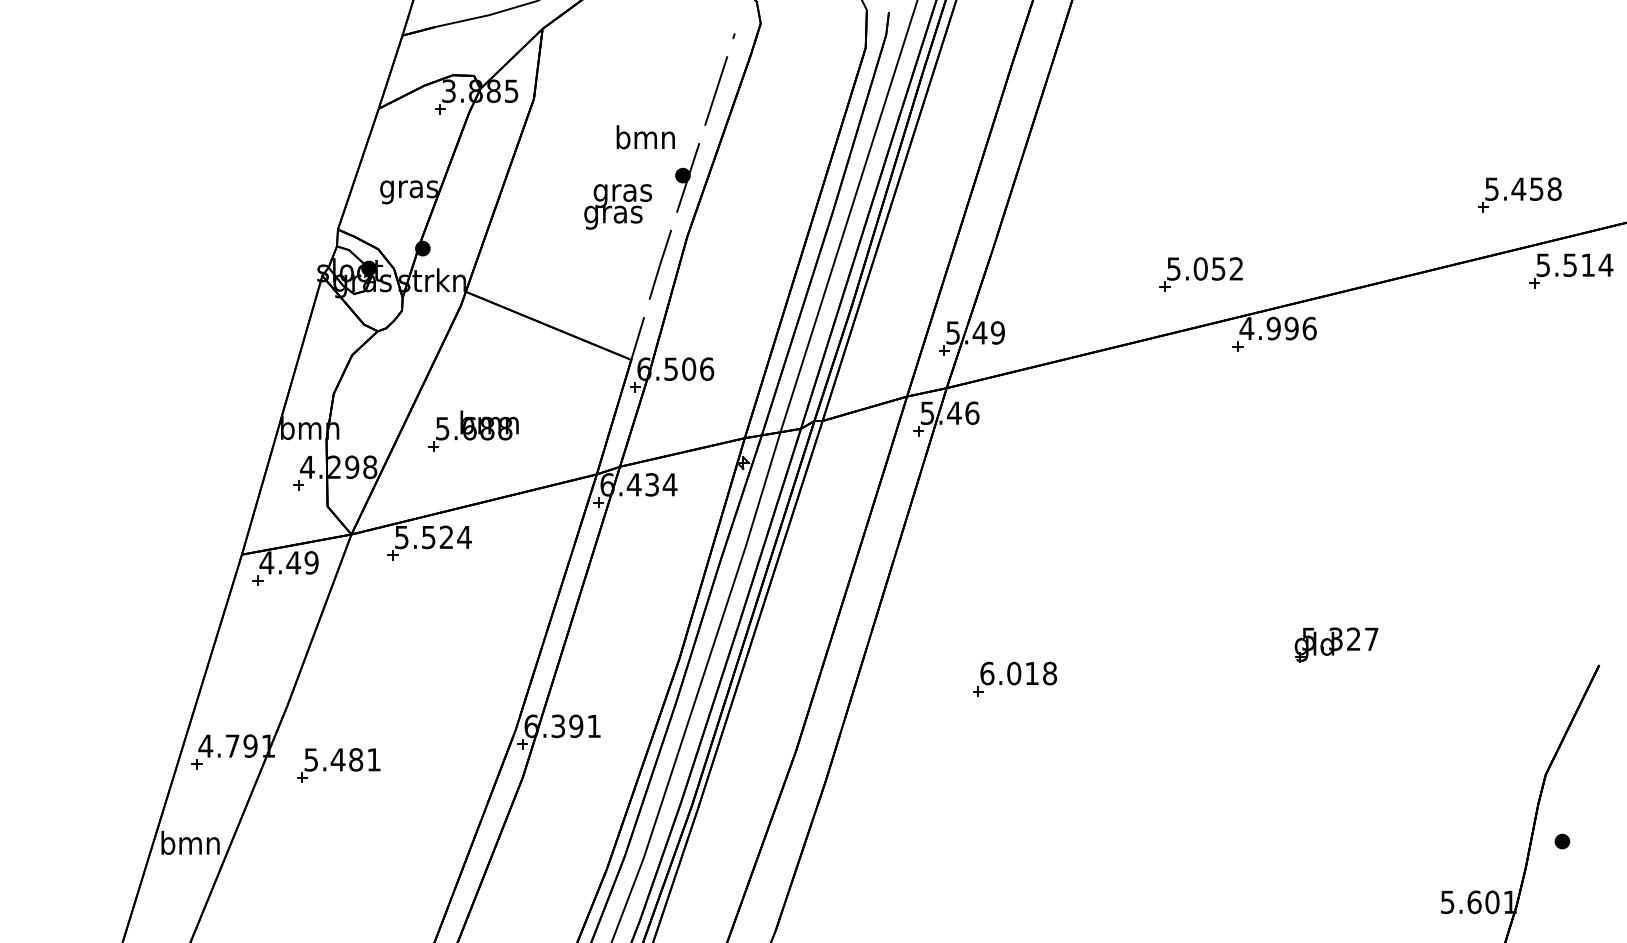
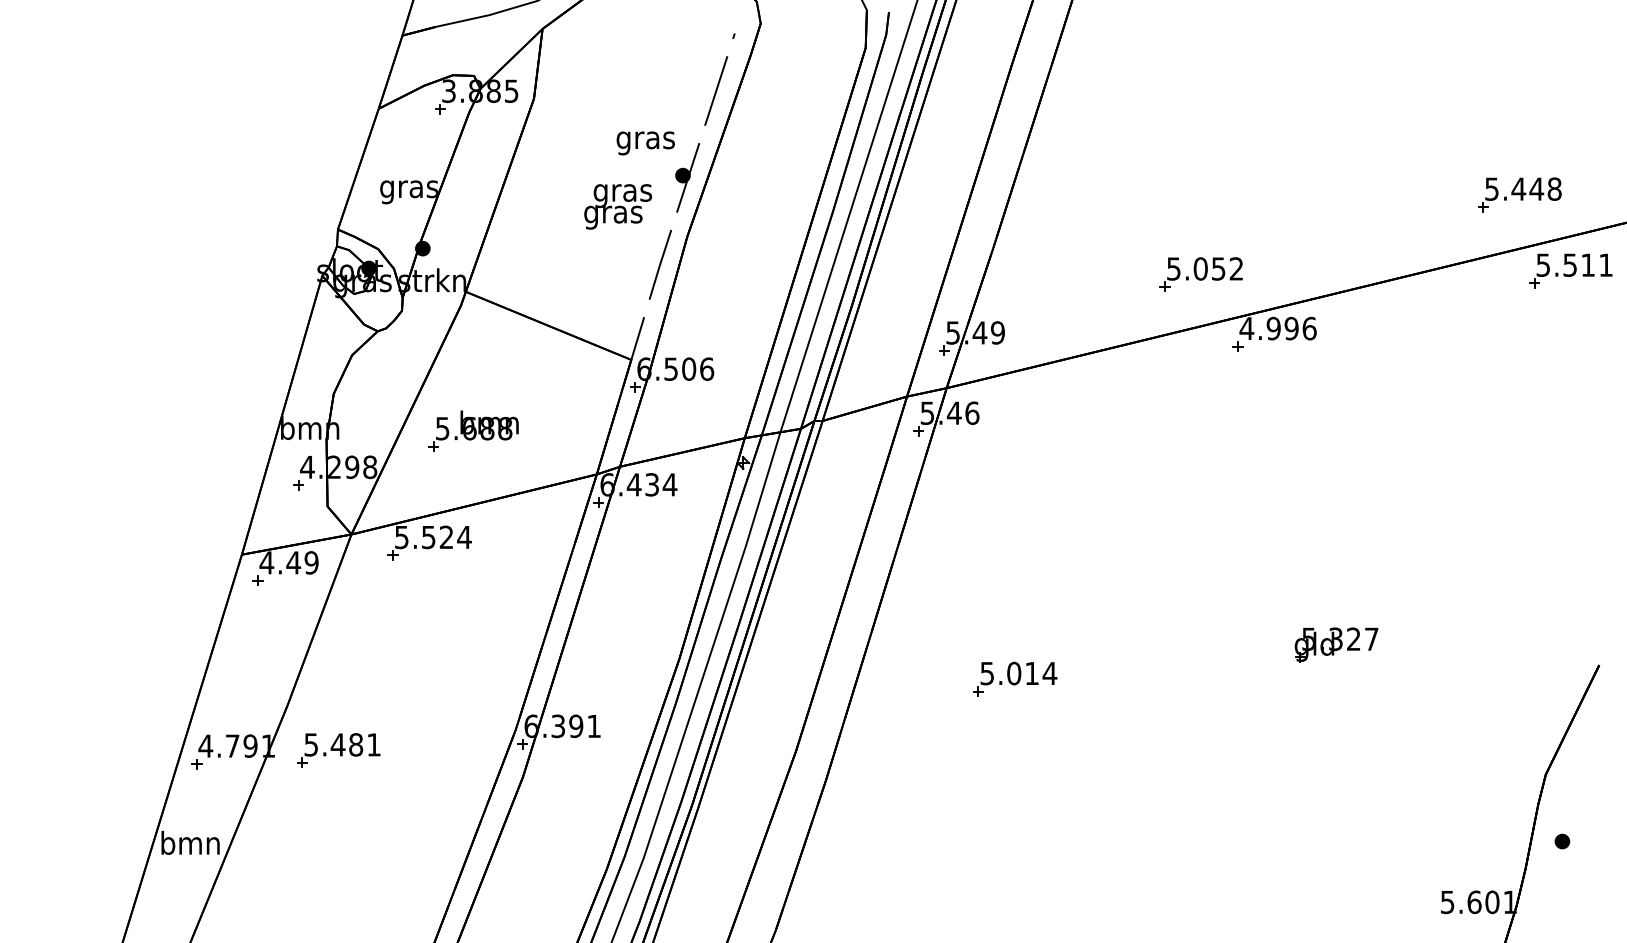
text: bmn -> gras (645, 140)
text: 5.458 -> 5.448 (1536, 188)
text: 5.514 -> 5.511 (1605, 264)
text: 6.018 -> 5.014 (1018, 673)
part position: (338, 765) -> (338, 750) (338, 750)
